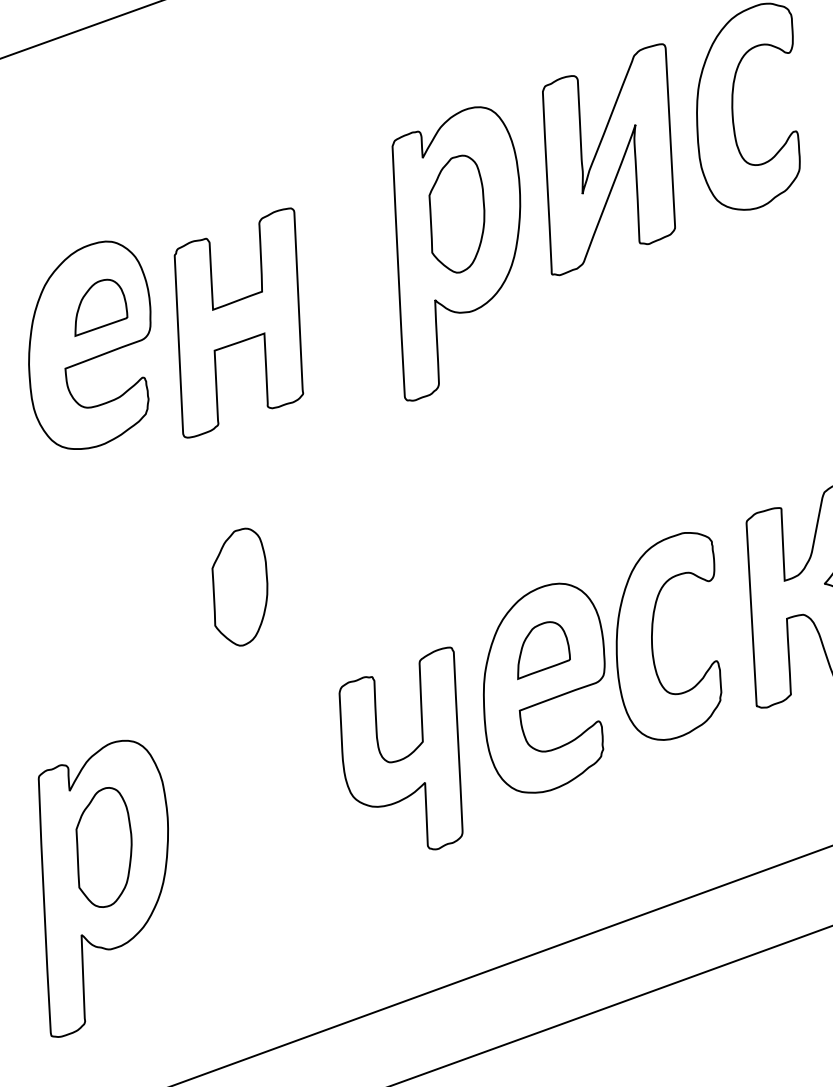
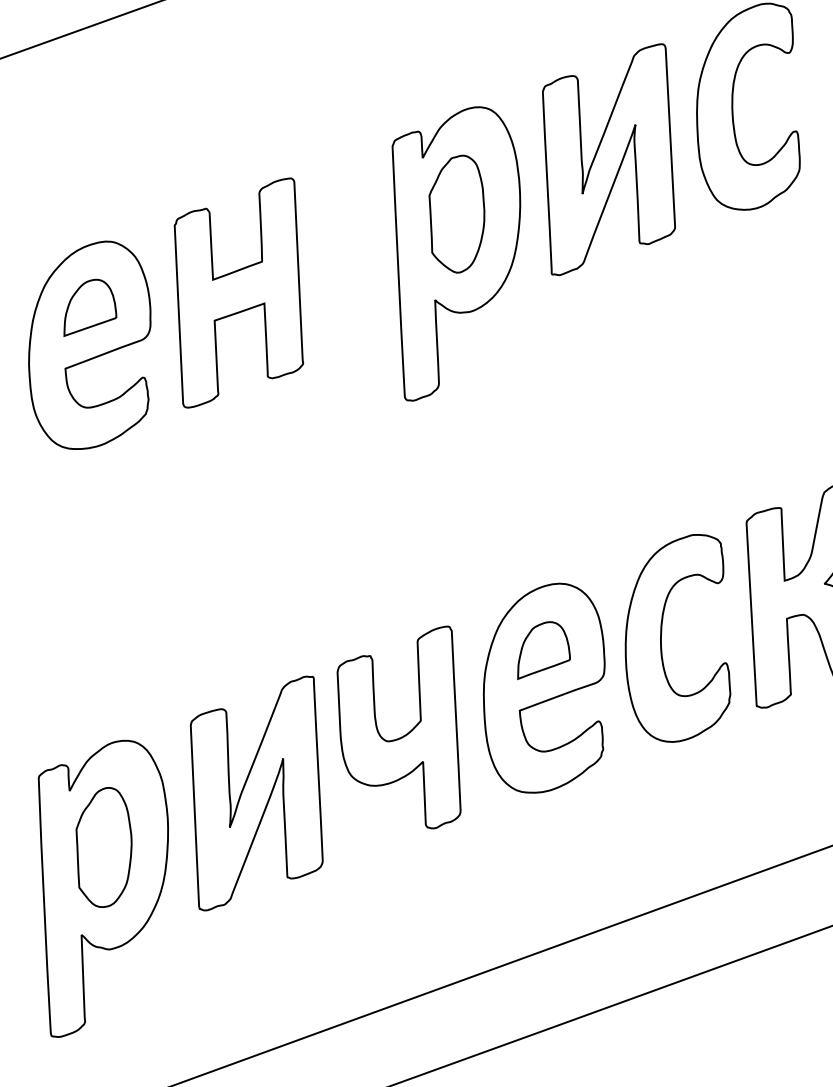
part position: (101, 307) -> (90, 307) (90, 307)
part position: (238, 322) -> (238, 292) (238, 292)
part: present -> none (239, 586)
part position: (652, 636) -> (661, 638) (661, 638)
part position: (405, 756) -> (403, 735) (403, 735)
part: none -> present (256, 793)
